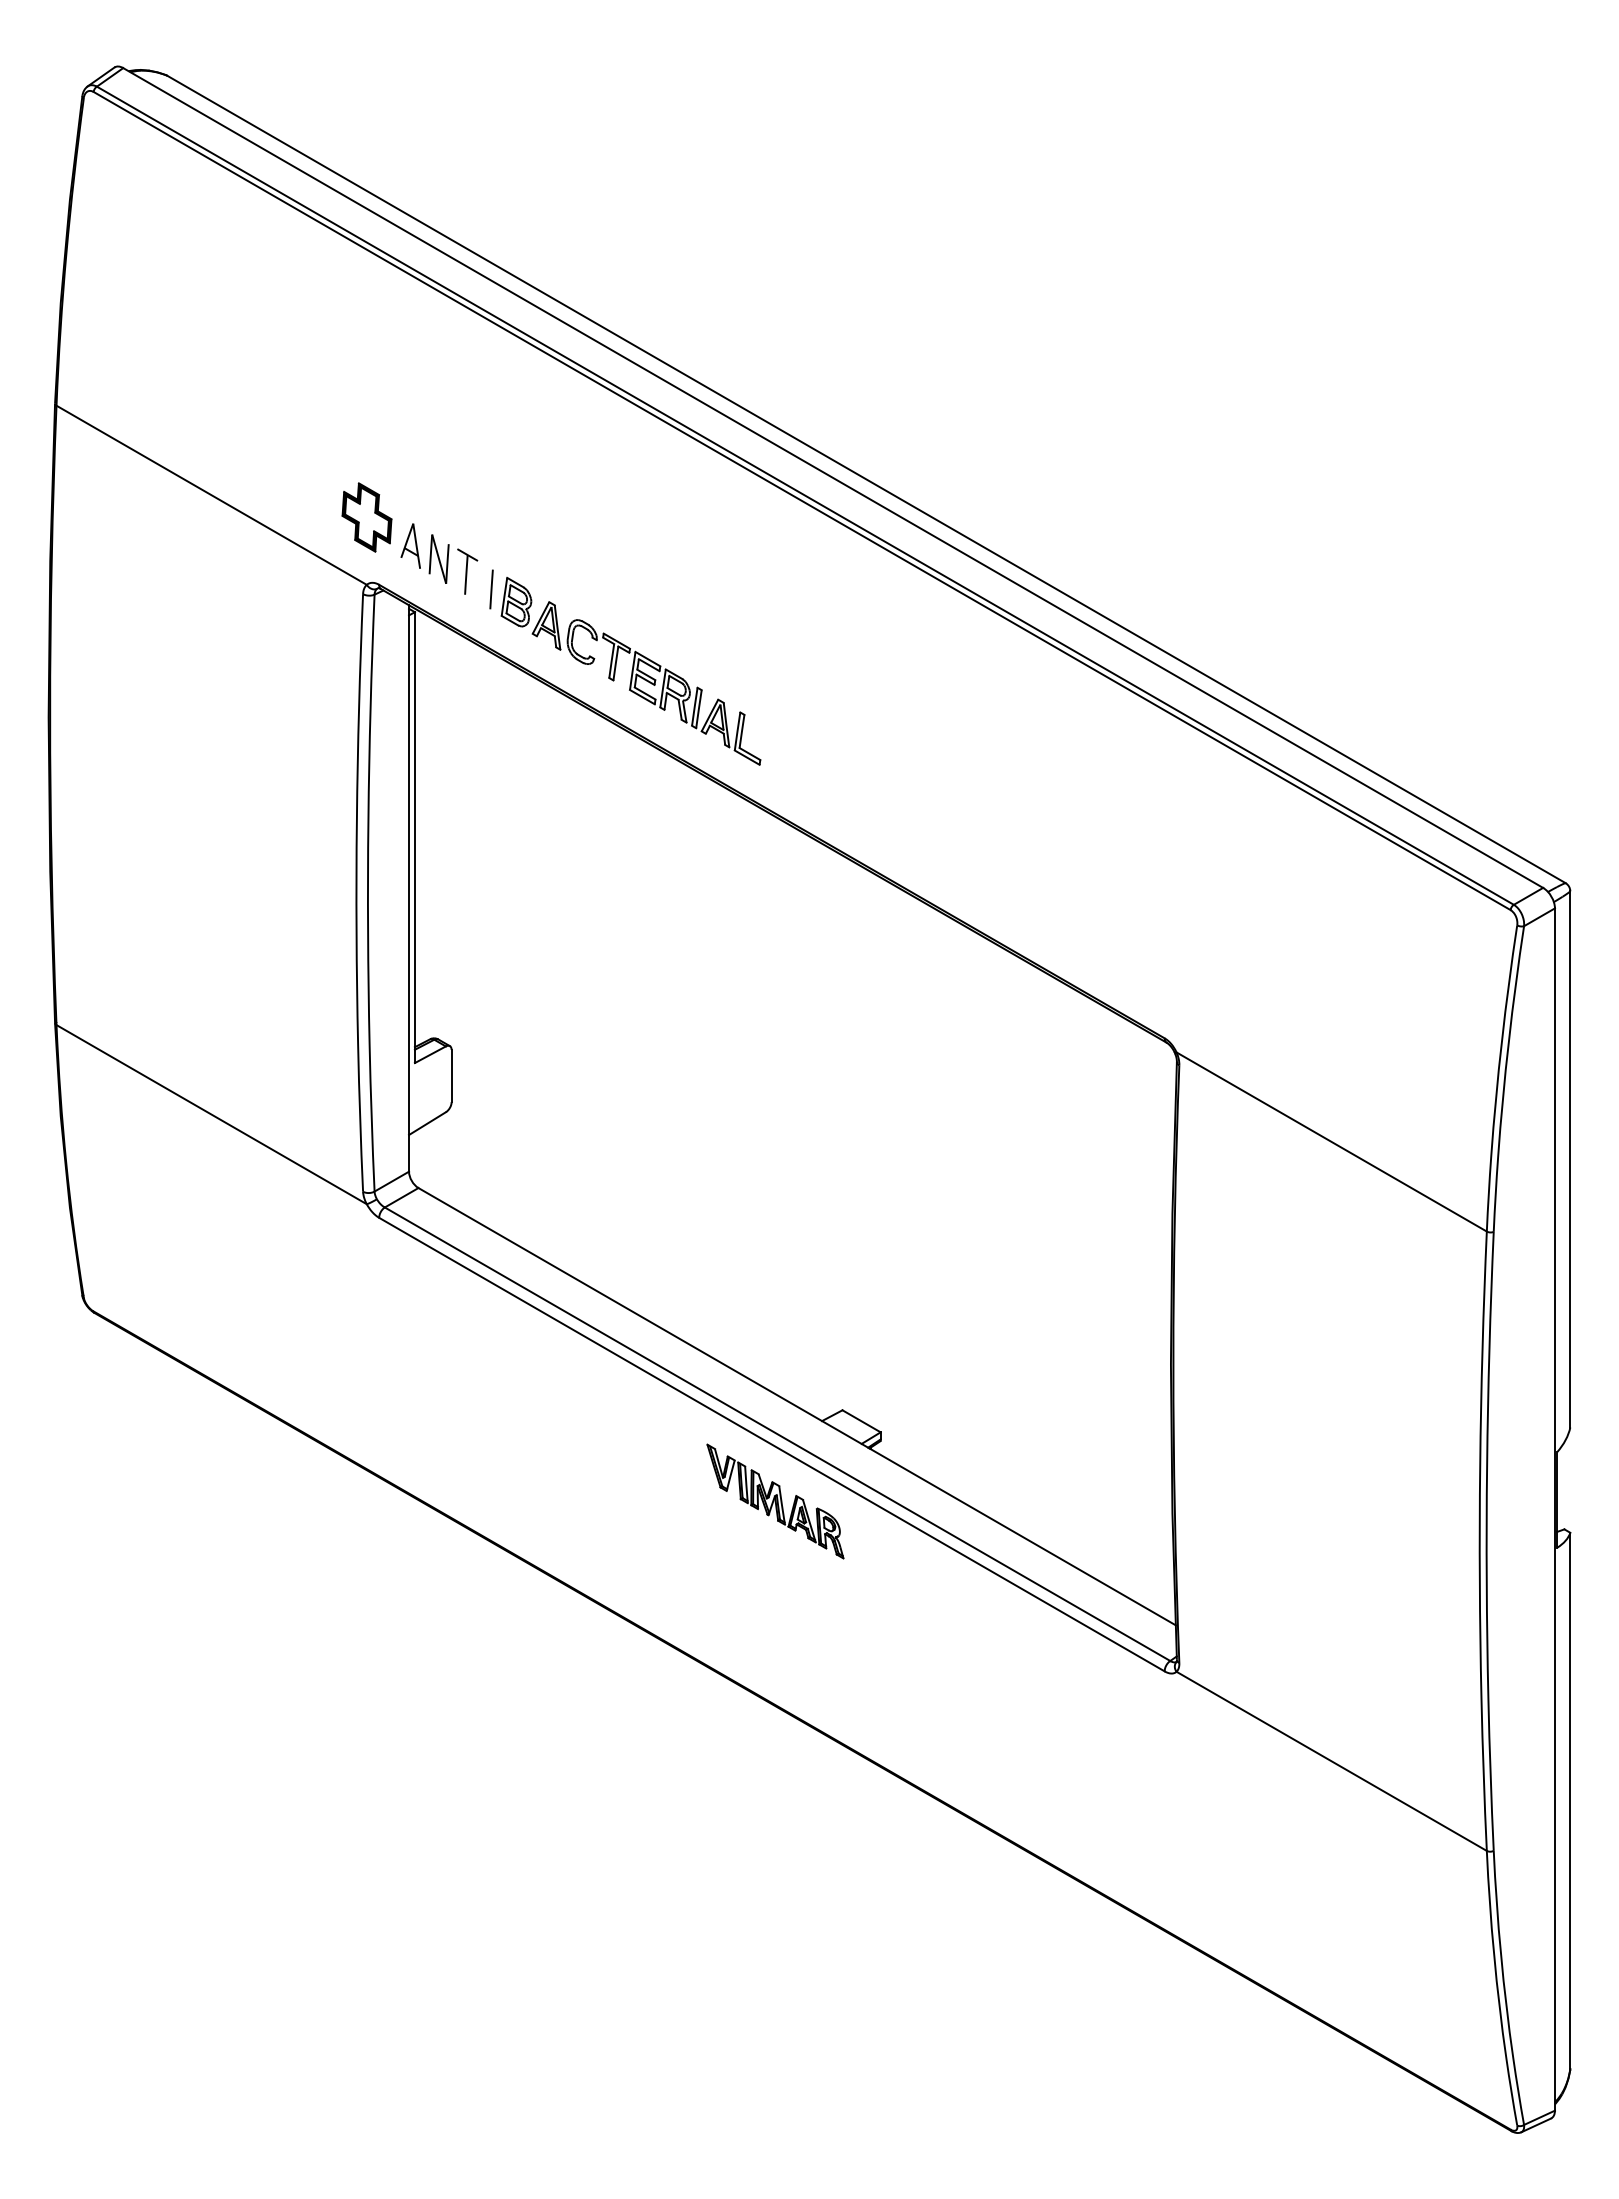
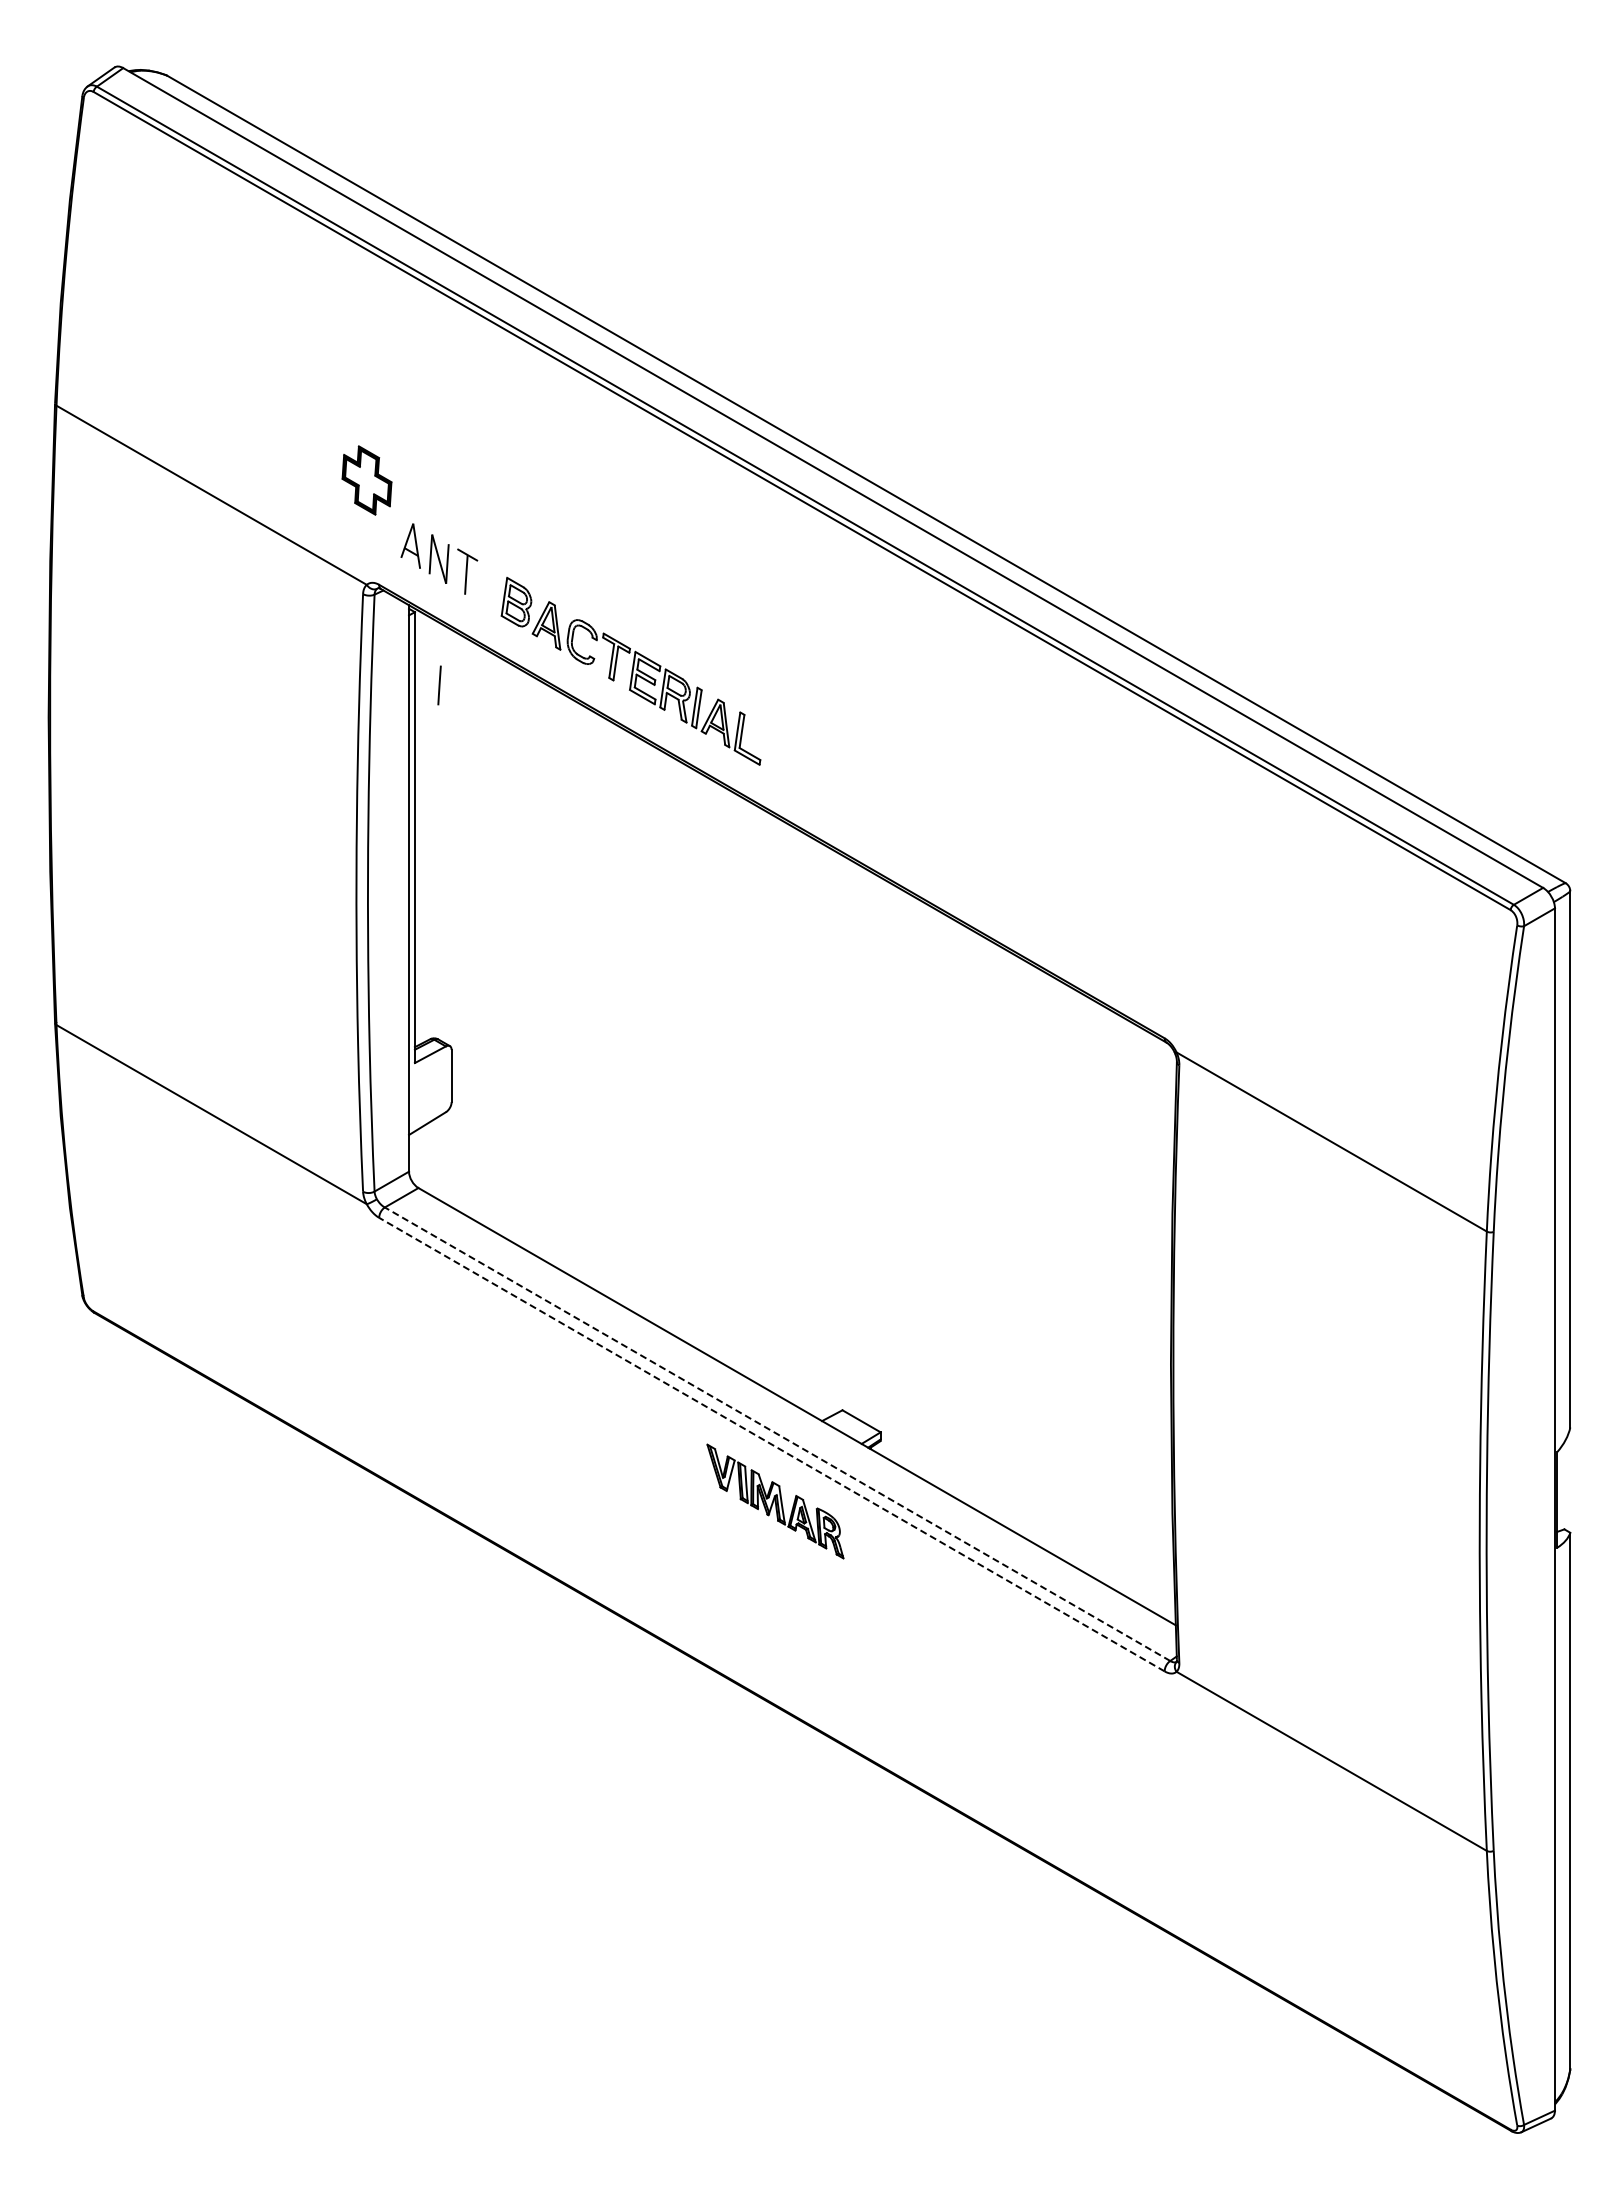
part position: (366, 517) -> (366, 480) (366, 480)
line position: (491, 589) -> (439, 685) (439, 685)
line: solid -> dashed (777, 1433)
line: solid -> dashed (771, 1444)
